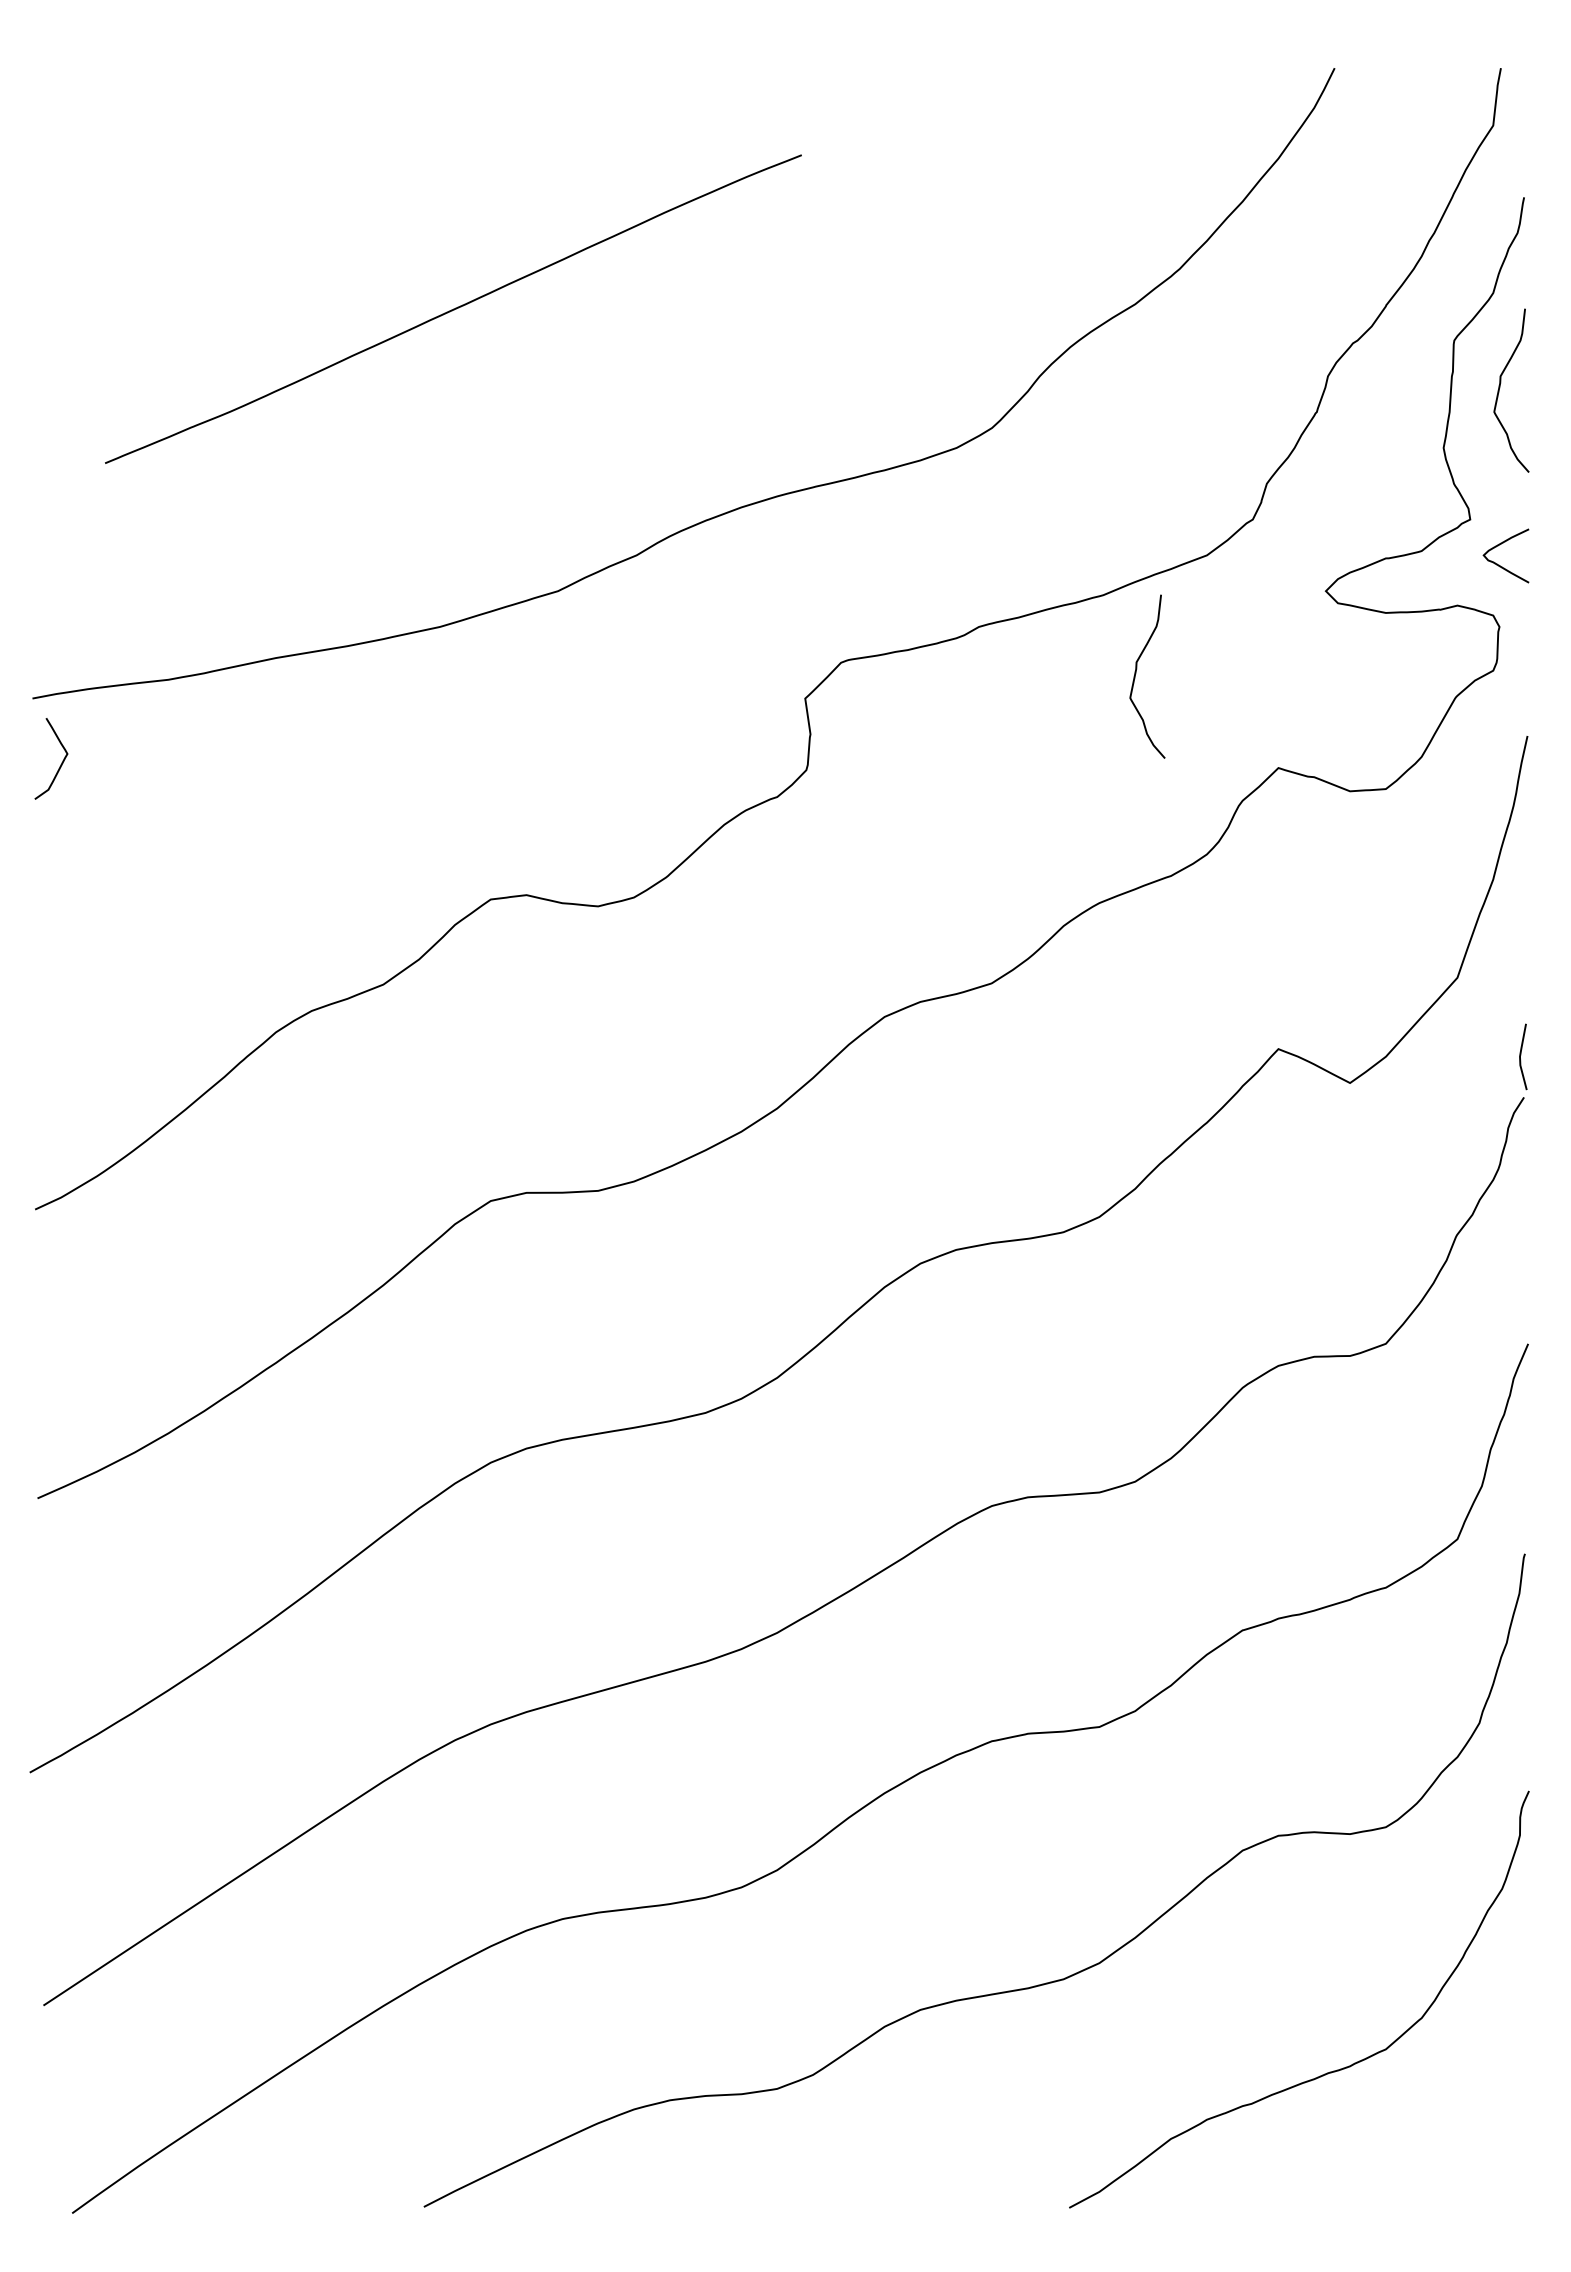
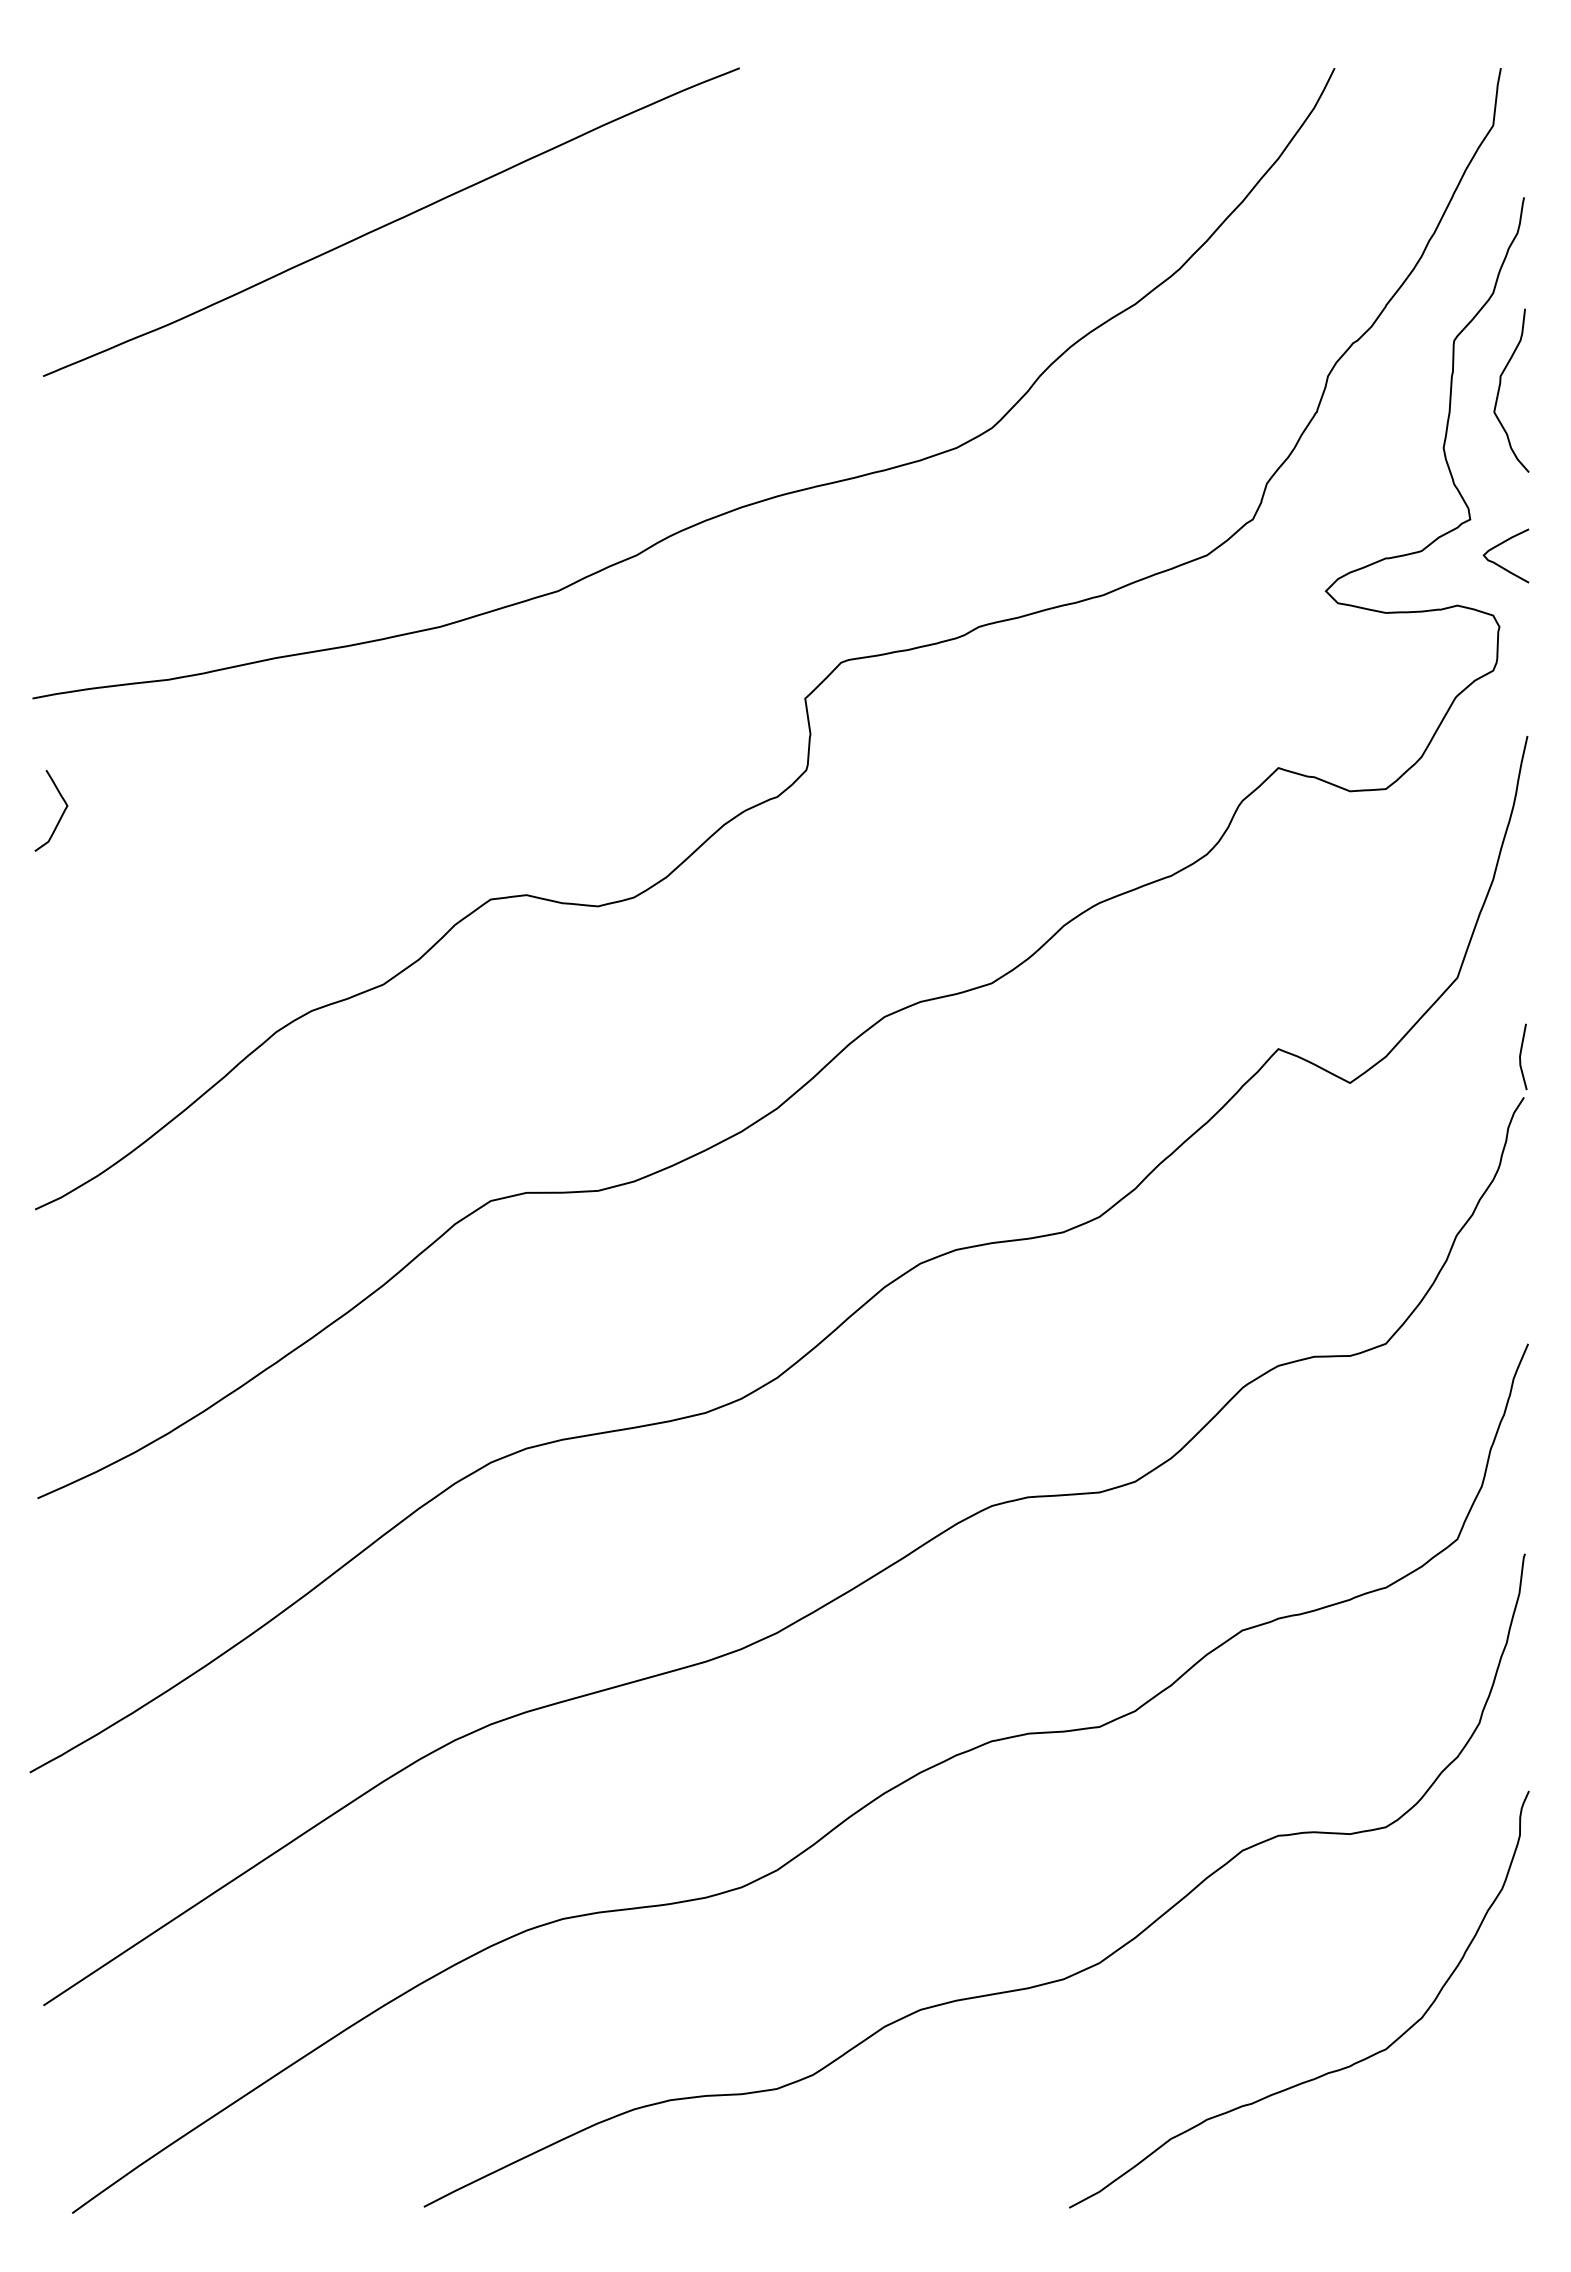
curve position: (453, 308) -> (391, 221) (391, 221)
curve: present -> none (1136, 673)
curve position: (61, 762) -> (61, 814) (61, 814)
